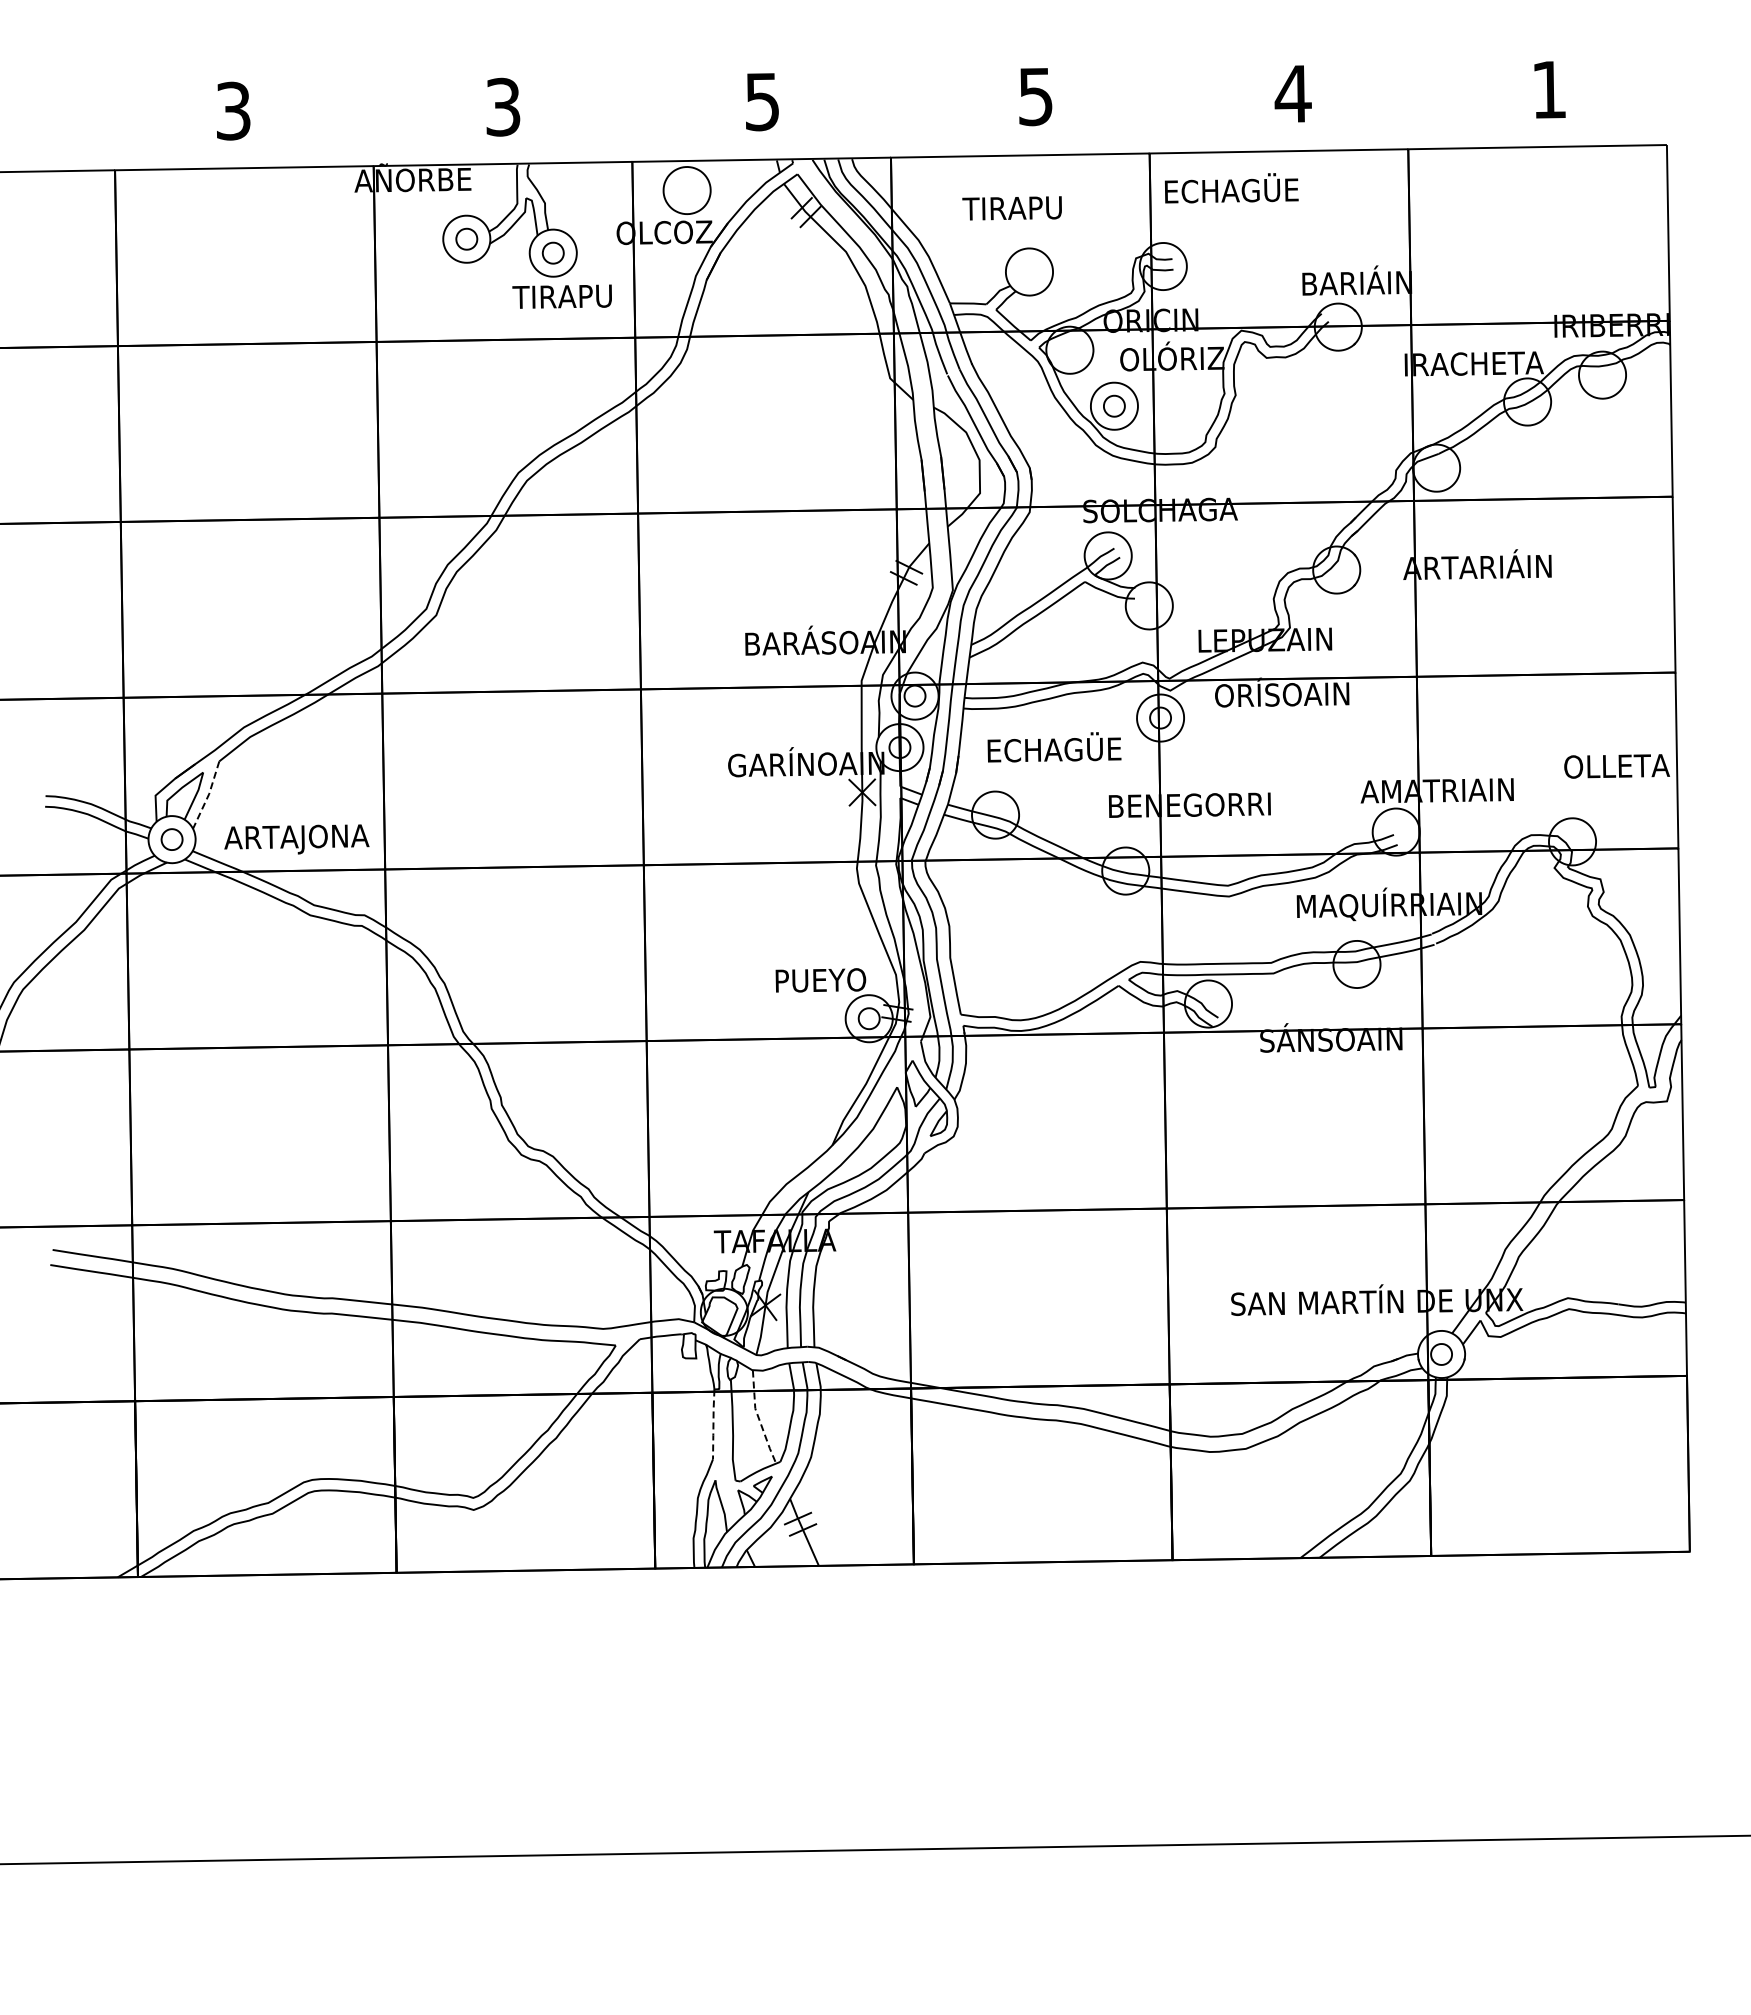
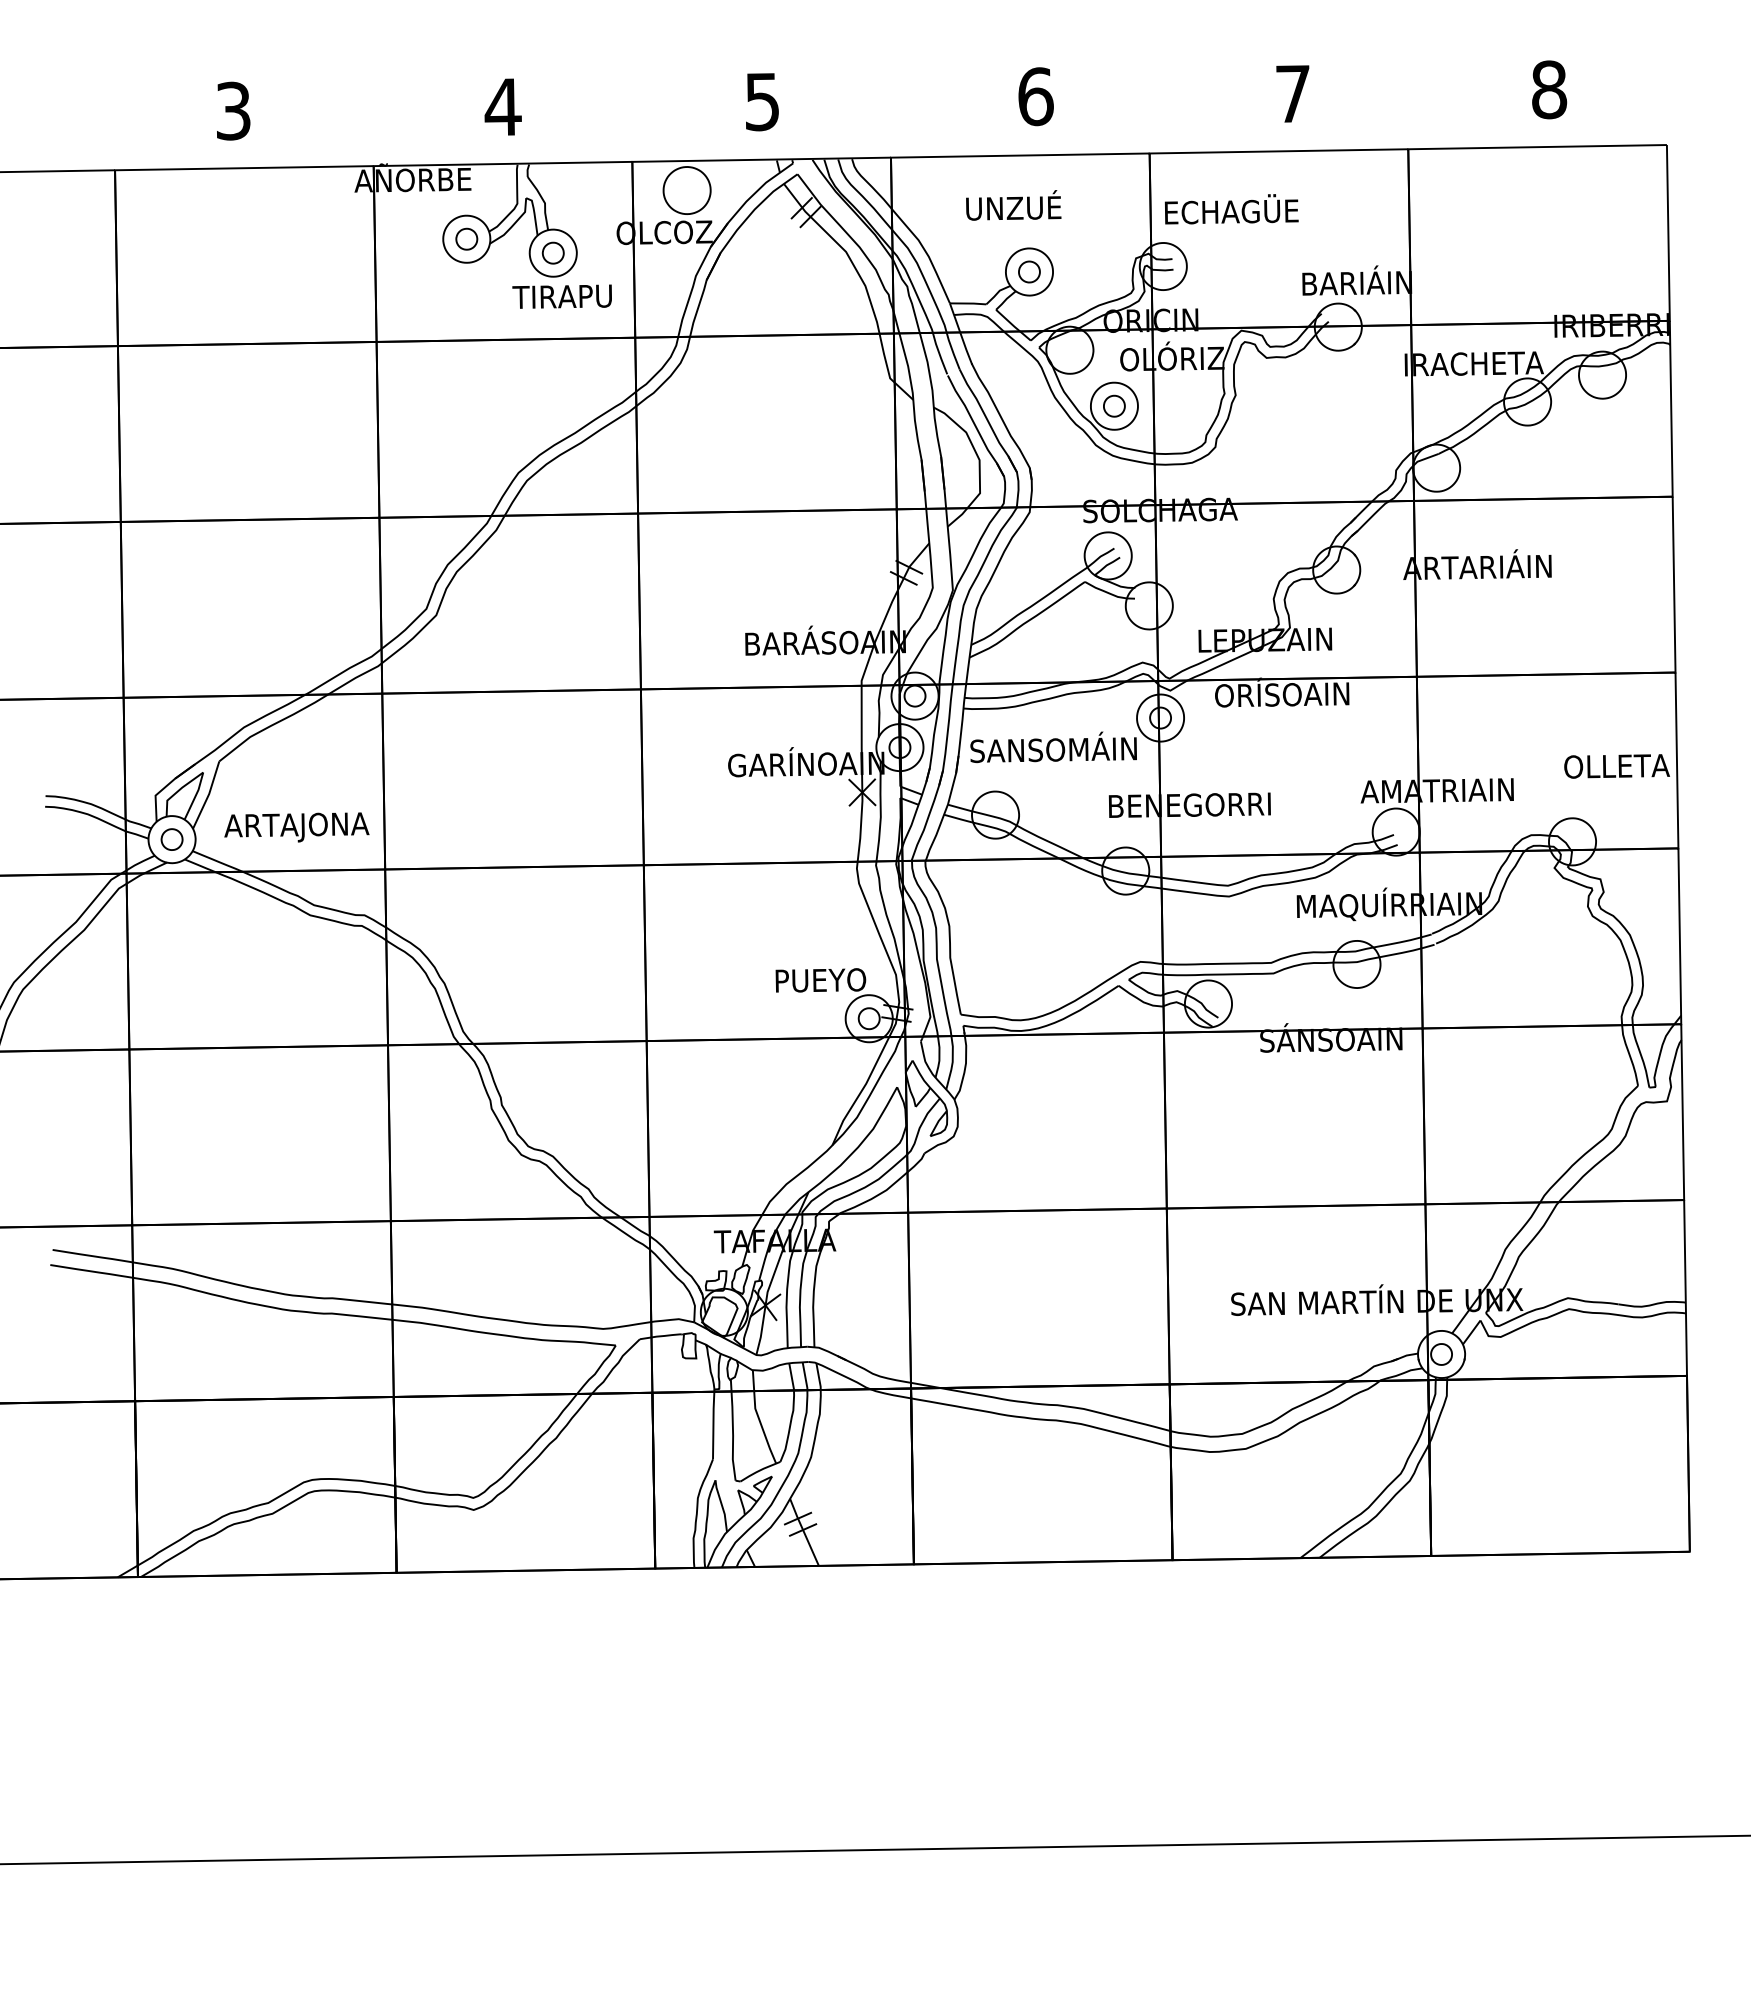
text: 1 -> 8 (1549, 89)
text: 4 -> 7 (1292, 93)
text: 5 -> 6 (1035, 96)
text: 3 -> 4 (502, 106)
text position: (1231, 188) -> (1231, 209) (1231, 209)
text: TIRAPU -> UNZUÉ (1011, 205)
part: none -> present (1029, 271)
text: ECHAGÜE -> SANSOMÁIN (1053, 747)
line: dashed -> solid (208, 795)
text position: (296, 839) -> (296, 827) (296, 827)
line: dashed -> solid (759, 1418)
line: dashed -> solid (713, 1424)
